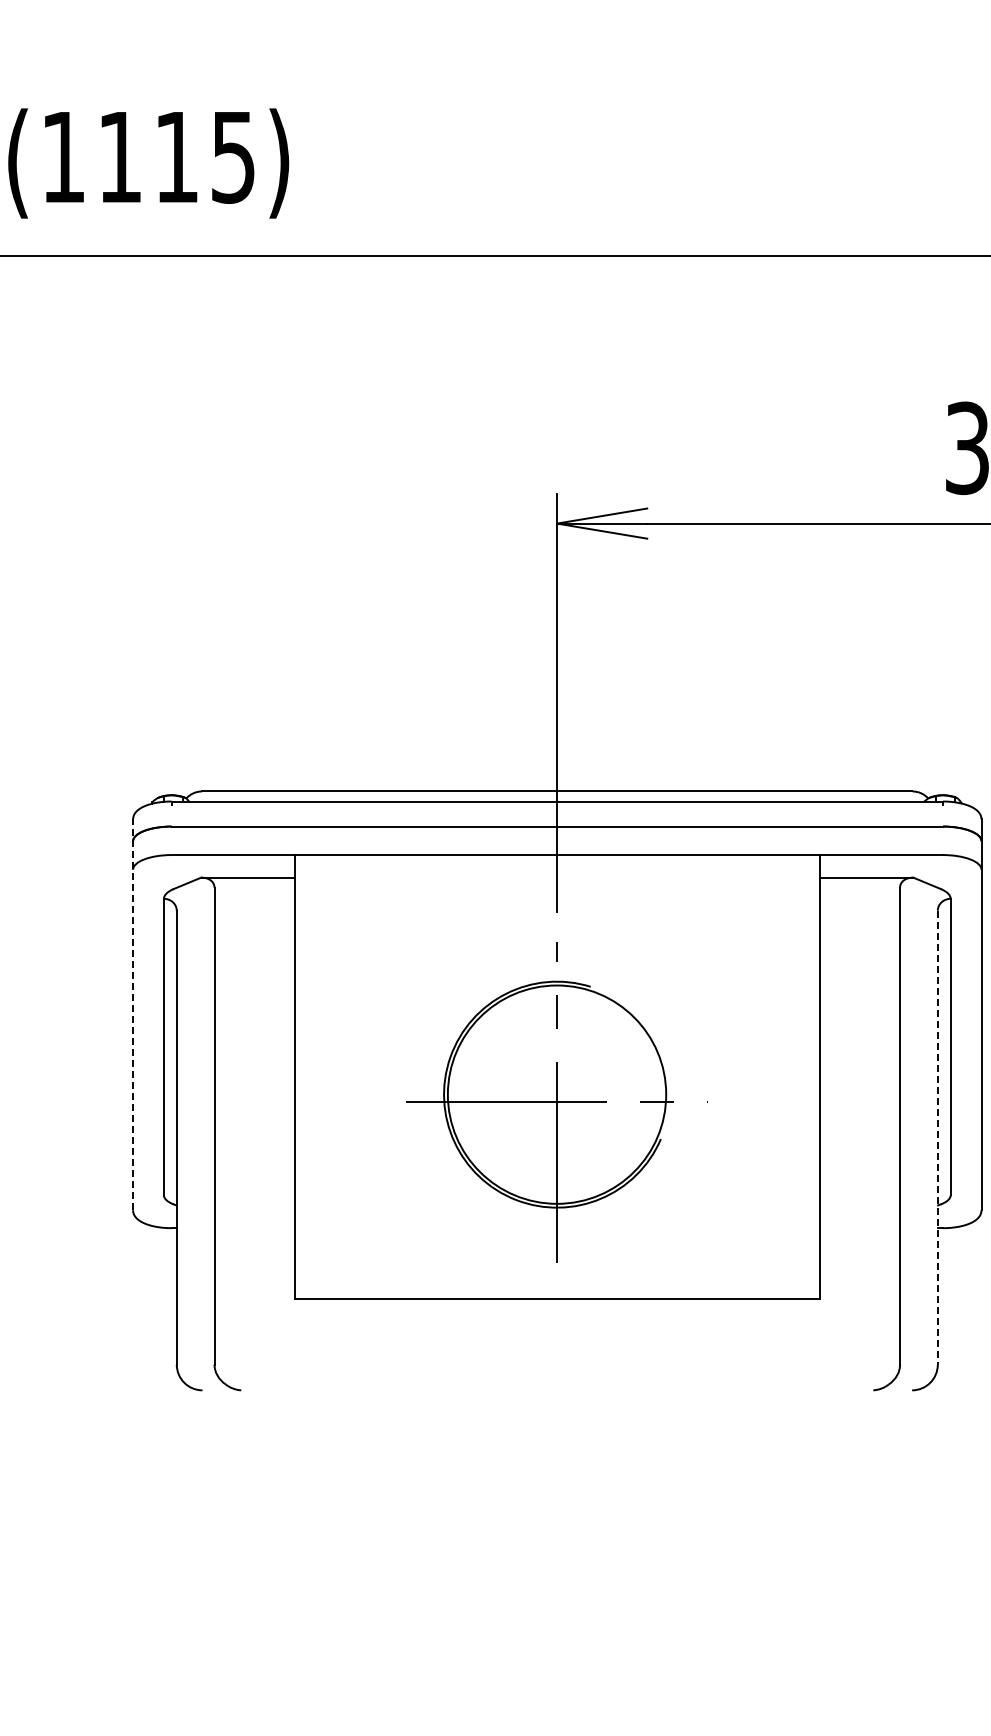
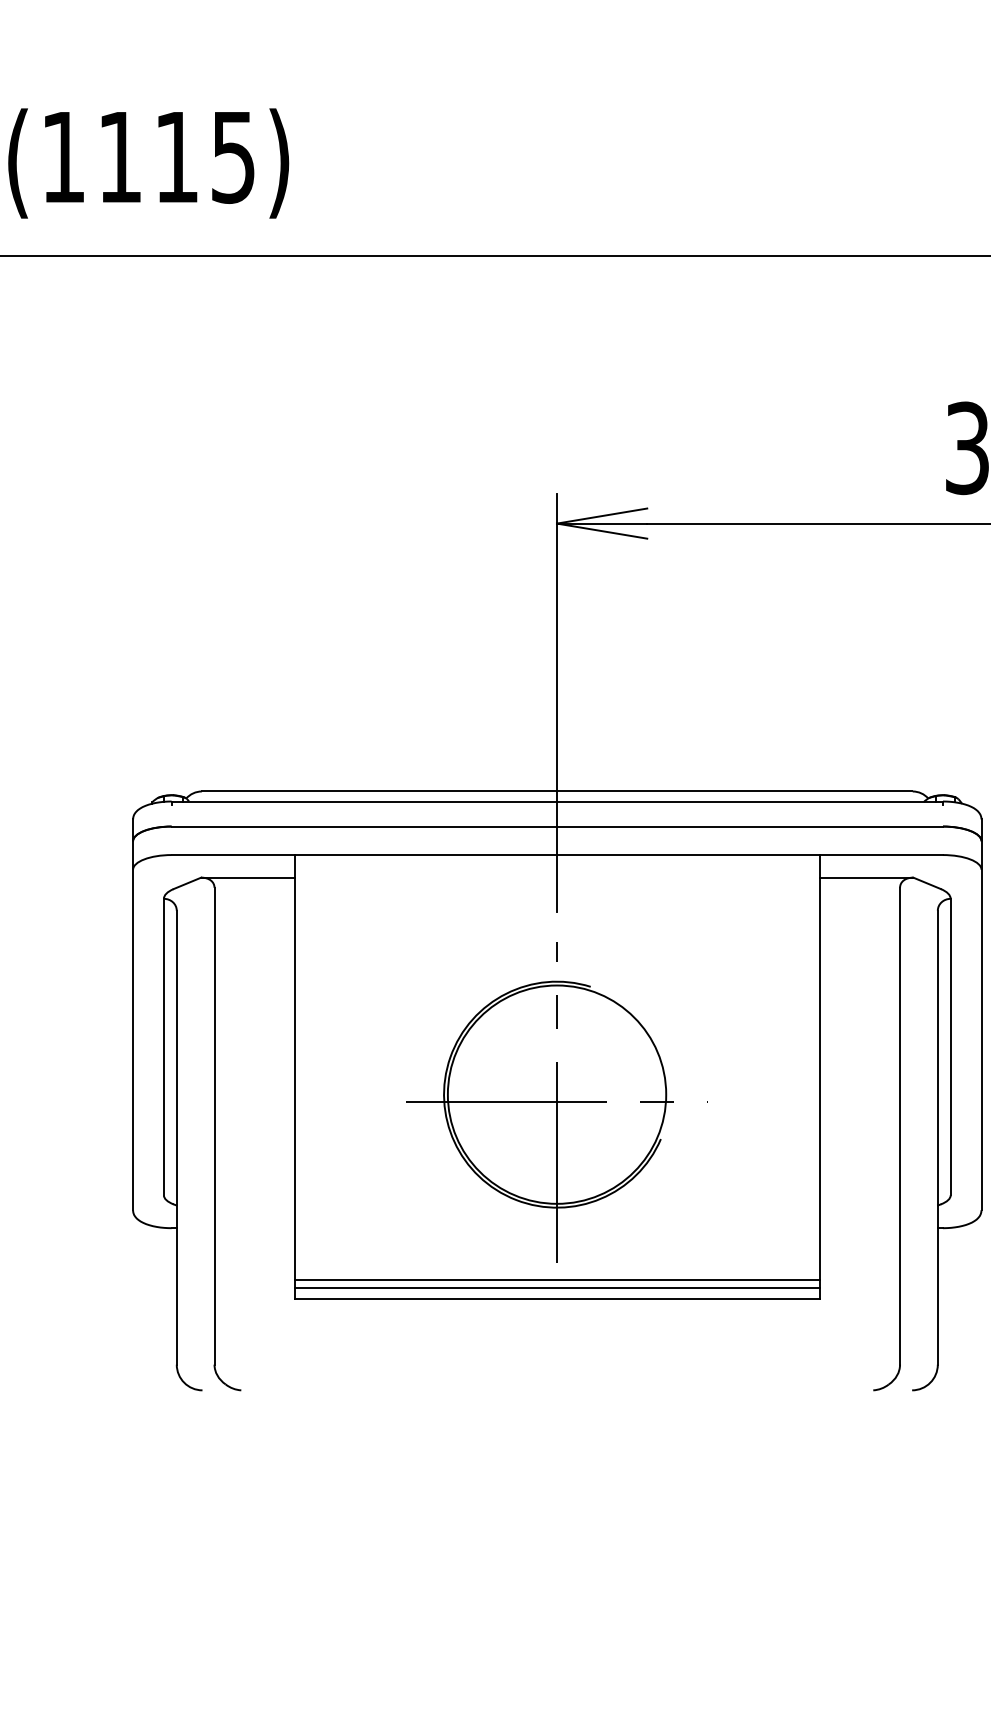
line: dashed -> solid (133, 1014)
line: dashed -> solid (937, 1137)
line: none -> present (557, 1279)
line: none -> present (557, 1287)
